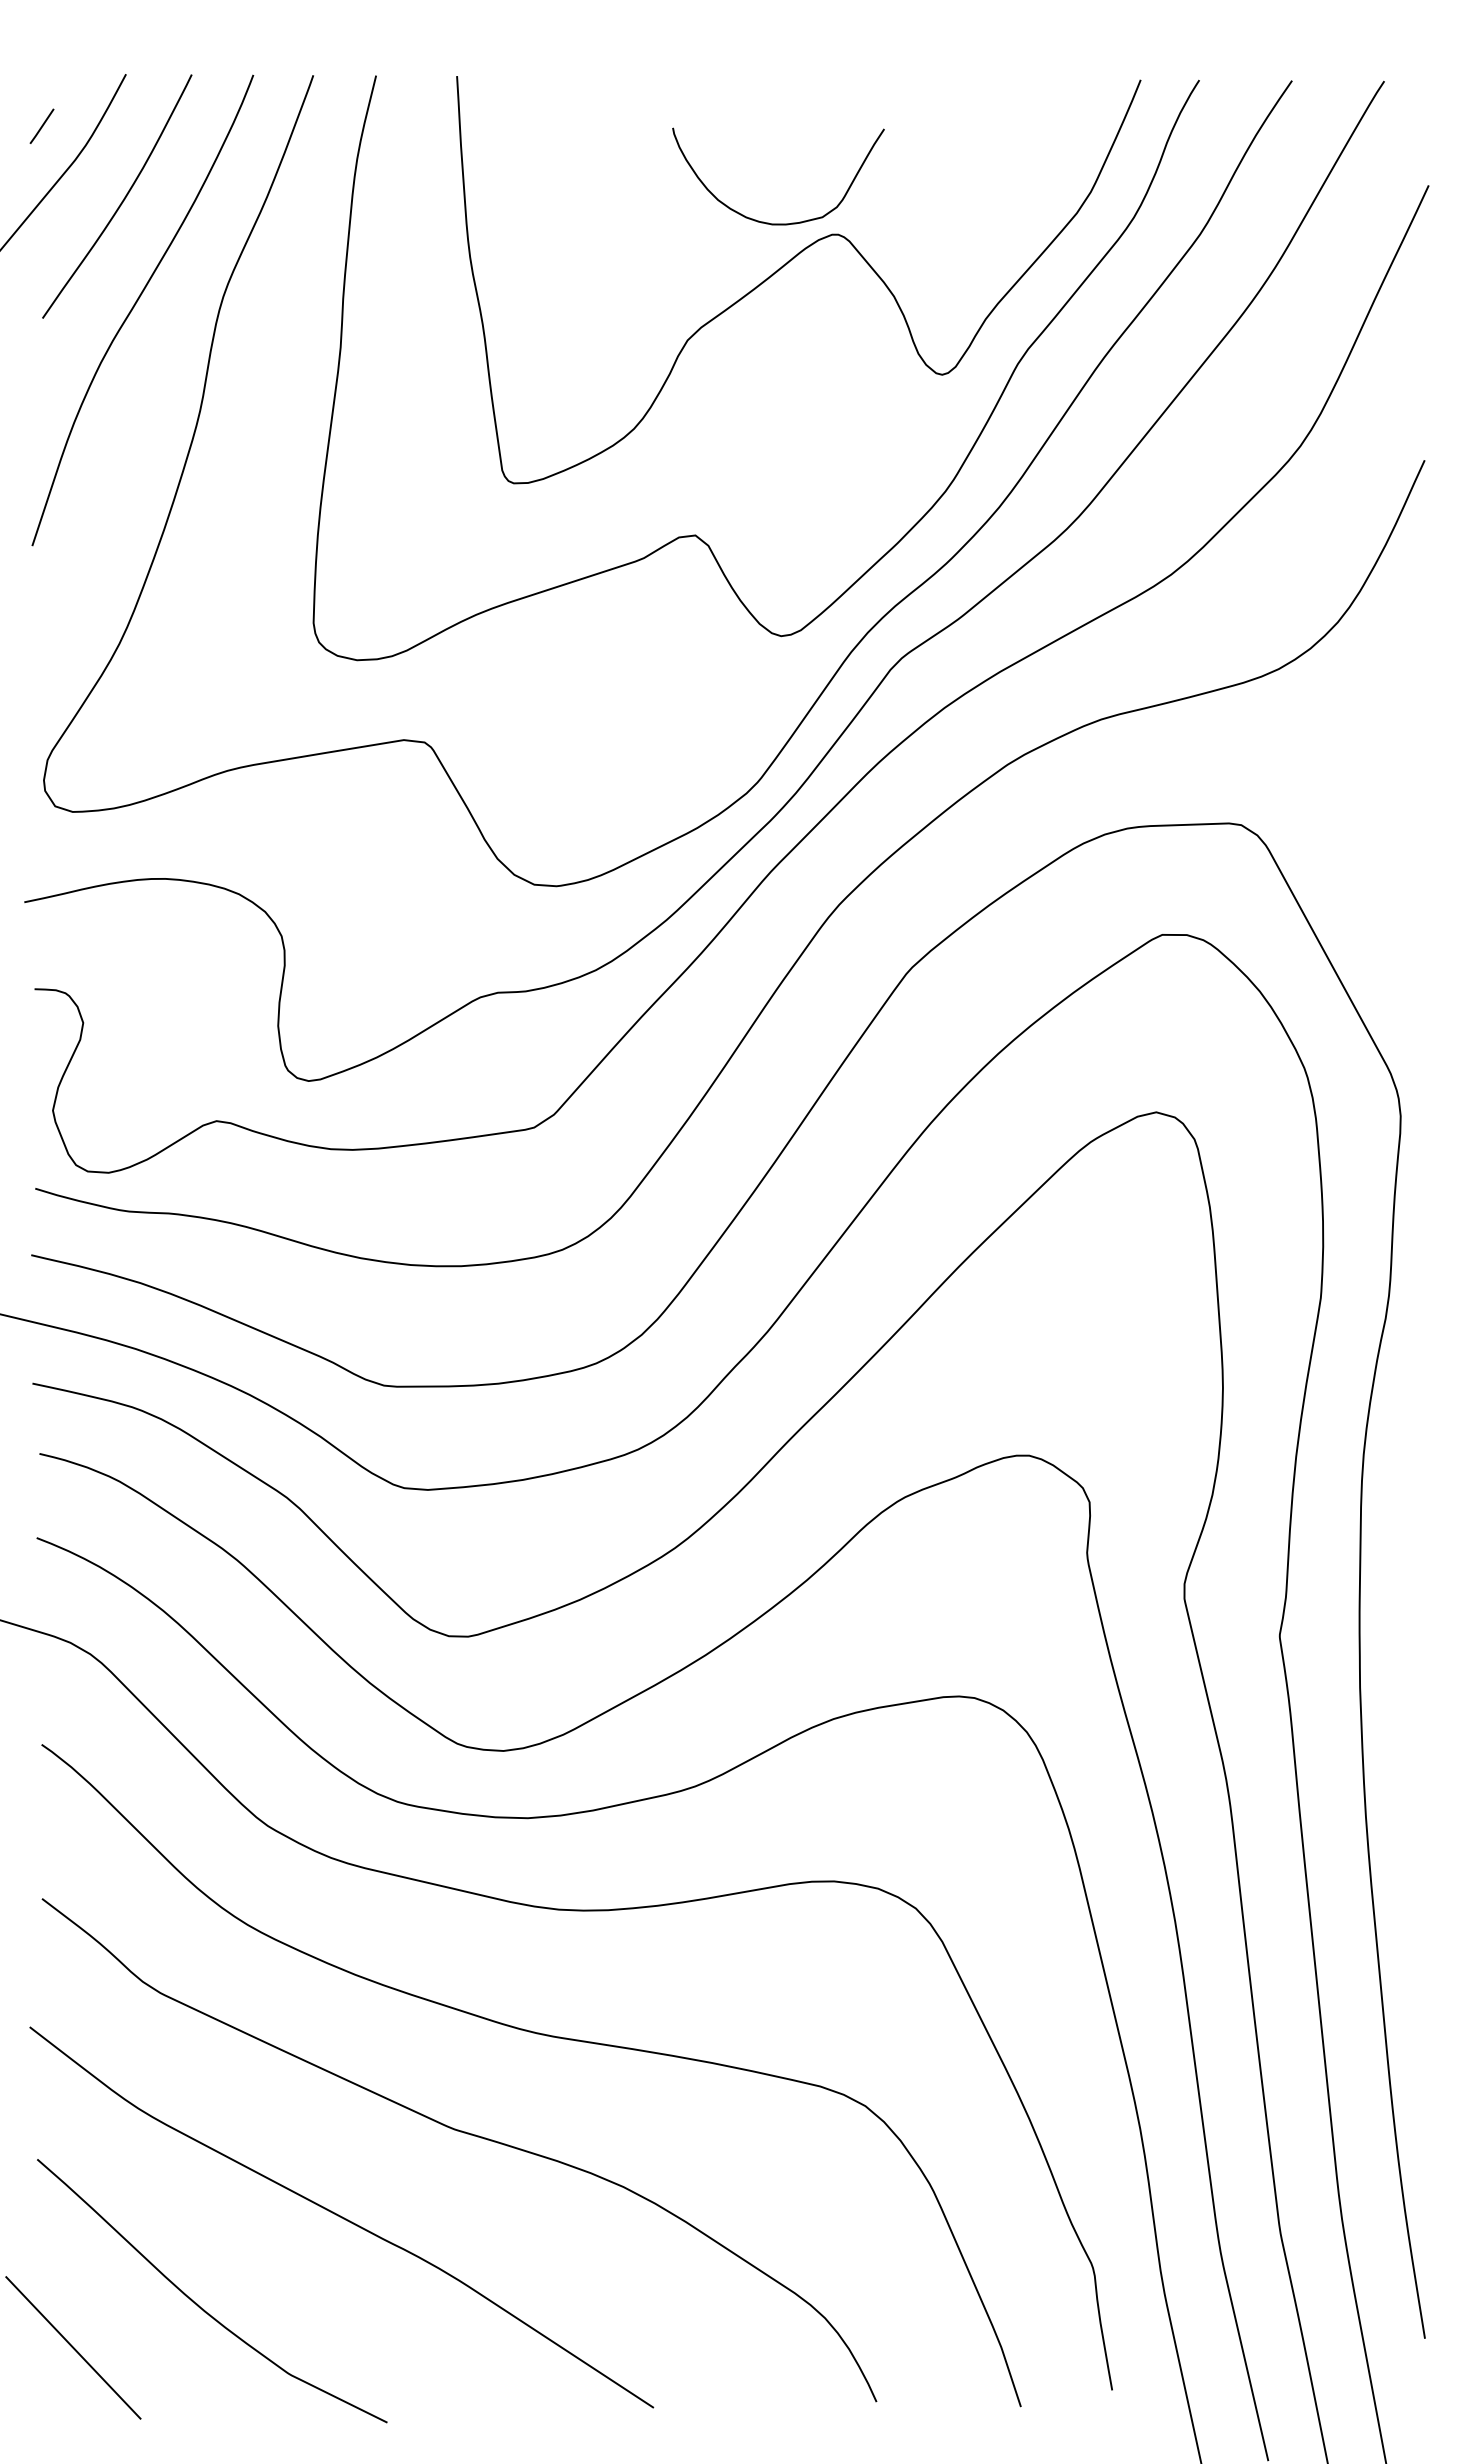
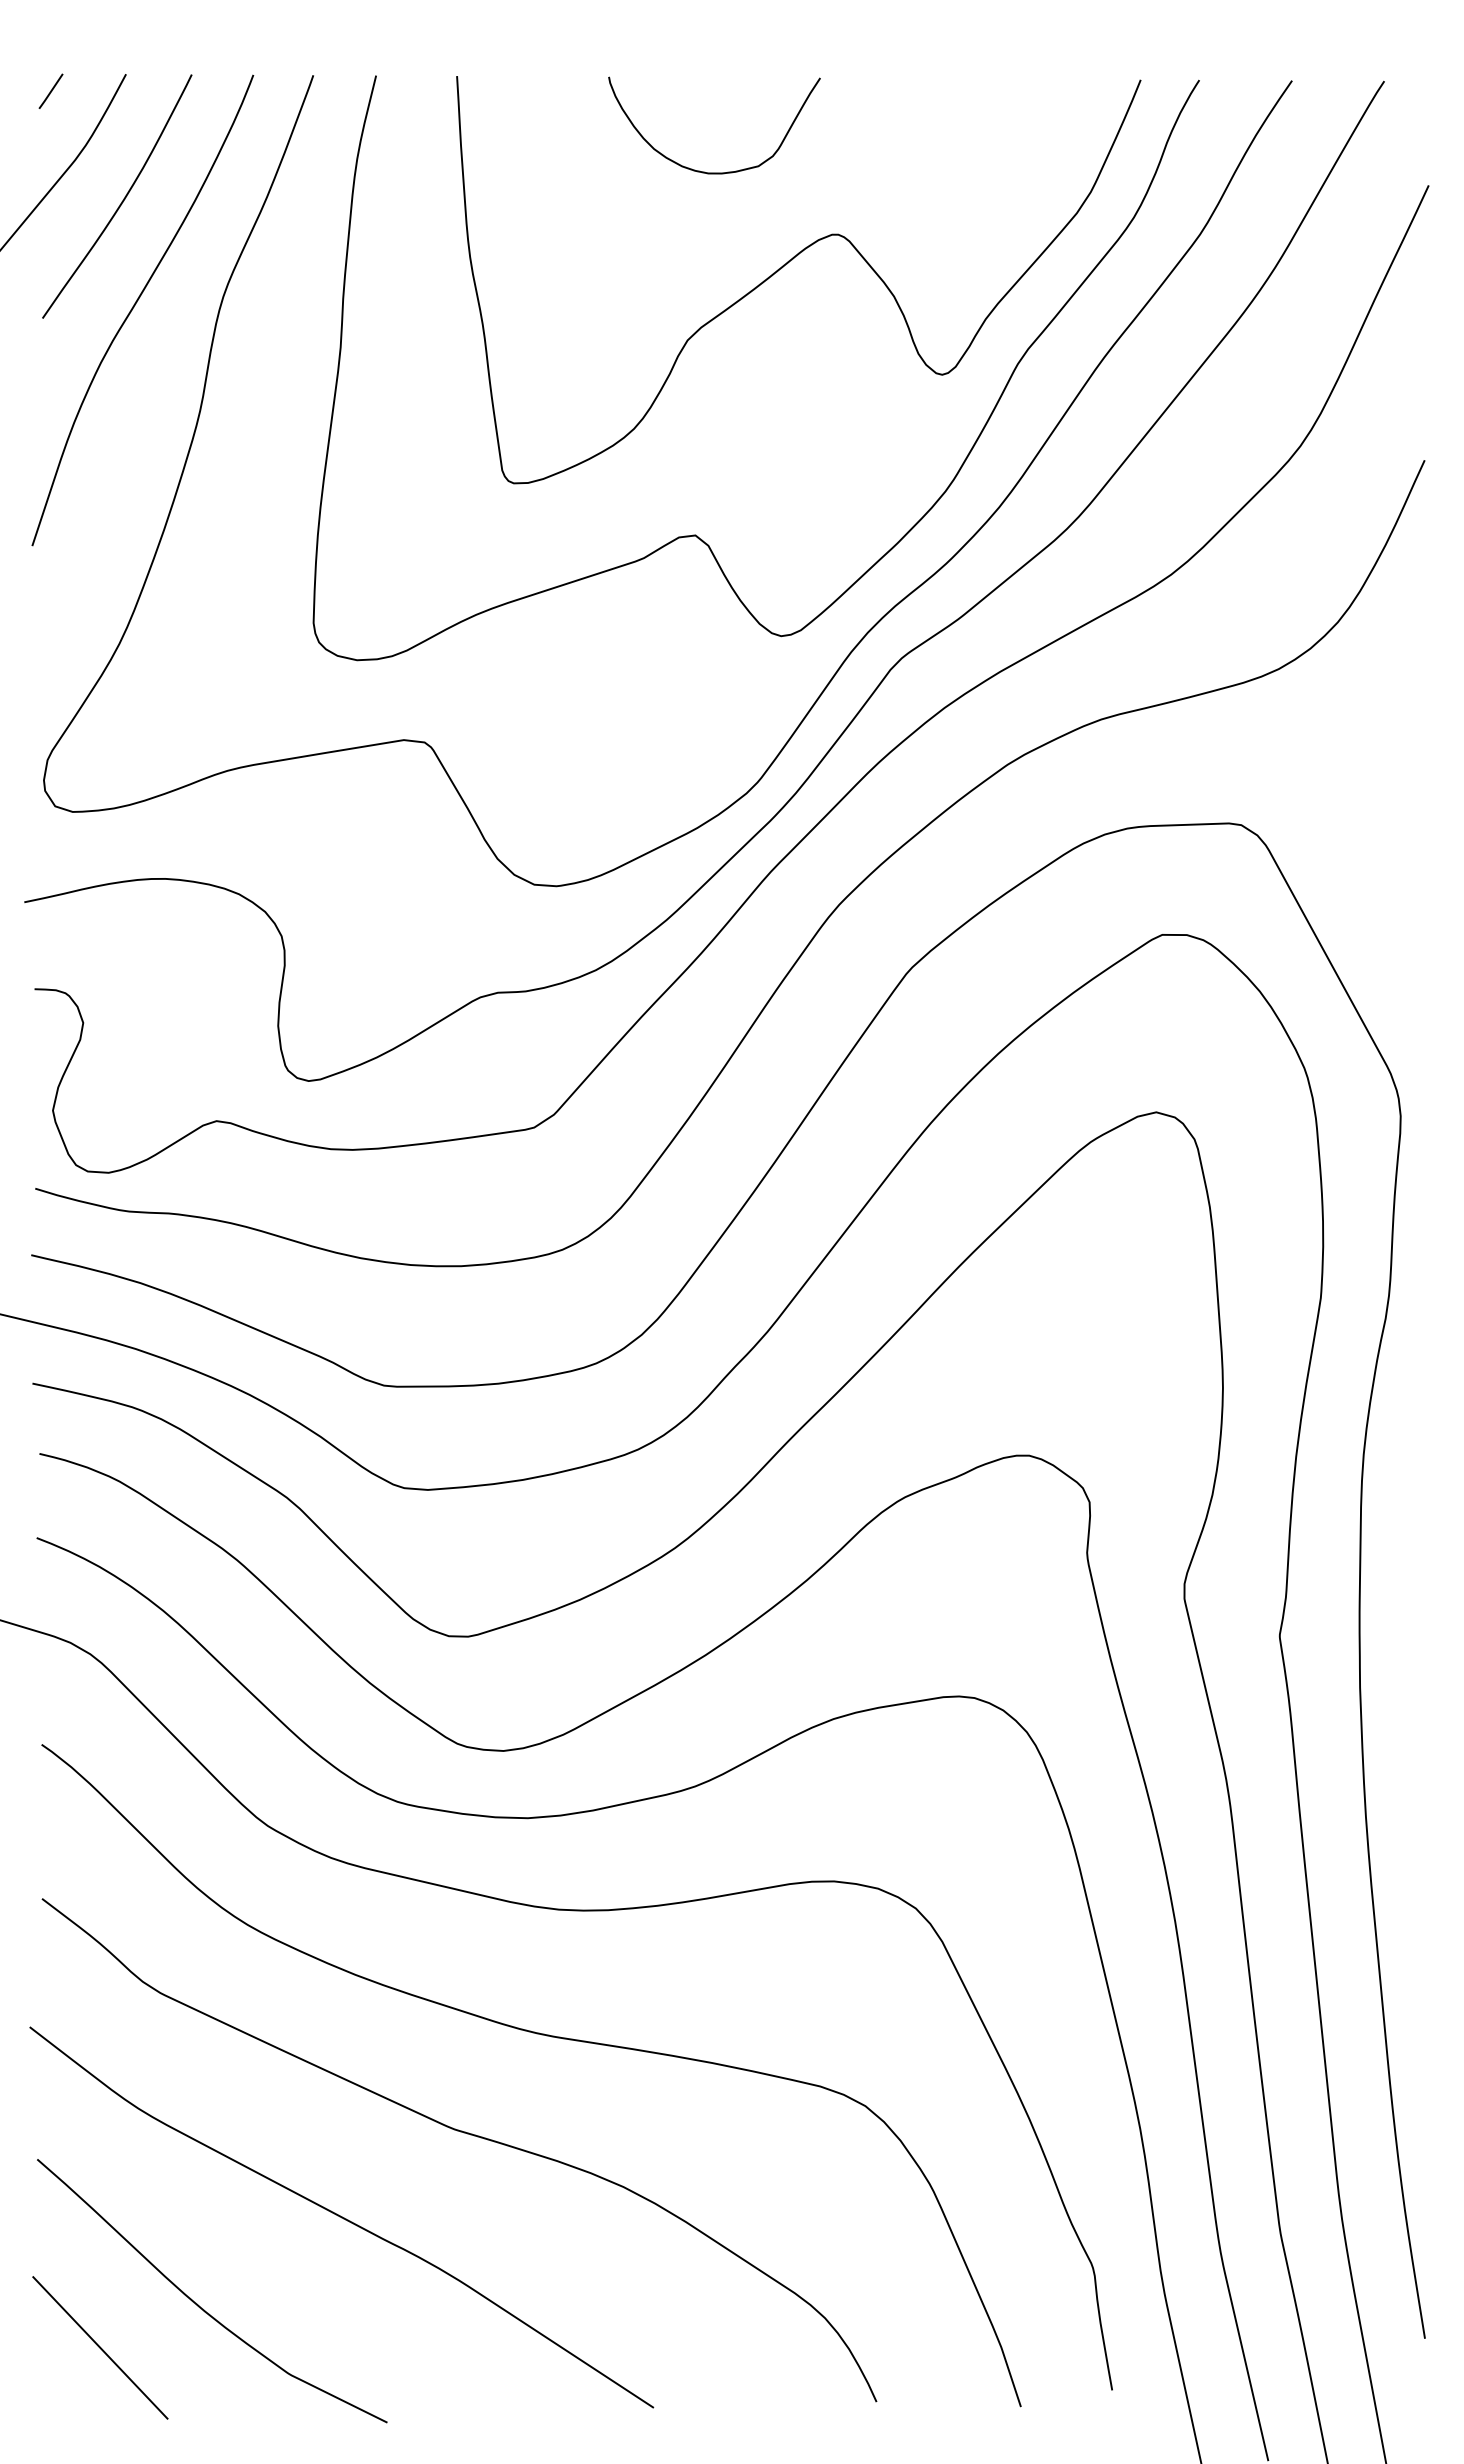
line position: (41, 125) -> (50, 90) (50, 90)
curve position: (778, 223) -> (714, 172) (714, 172)
line position: (73, 2347) -> (100, 2347) (100, 2347)
